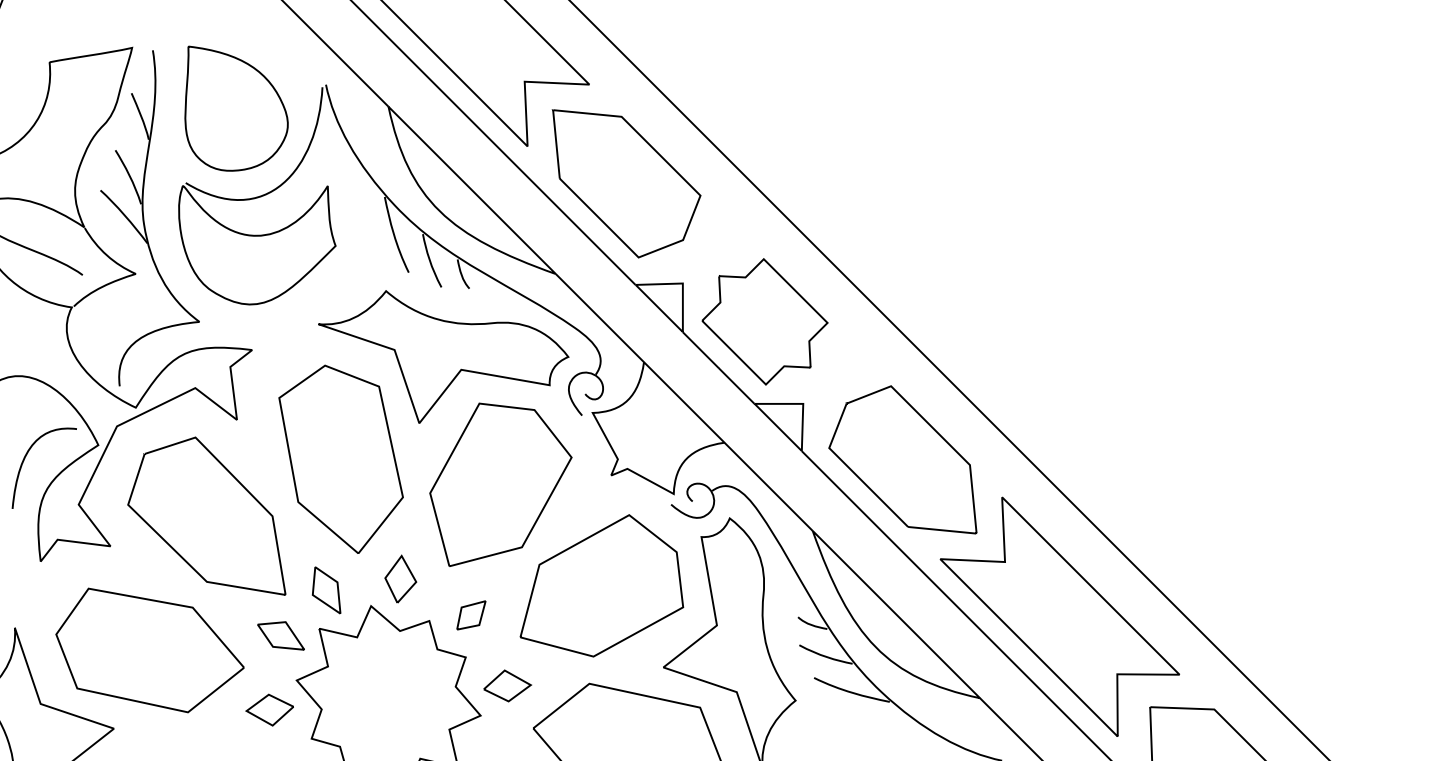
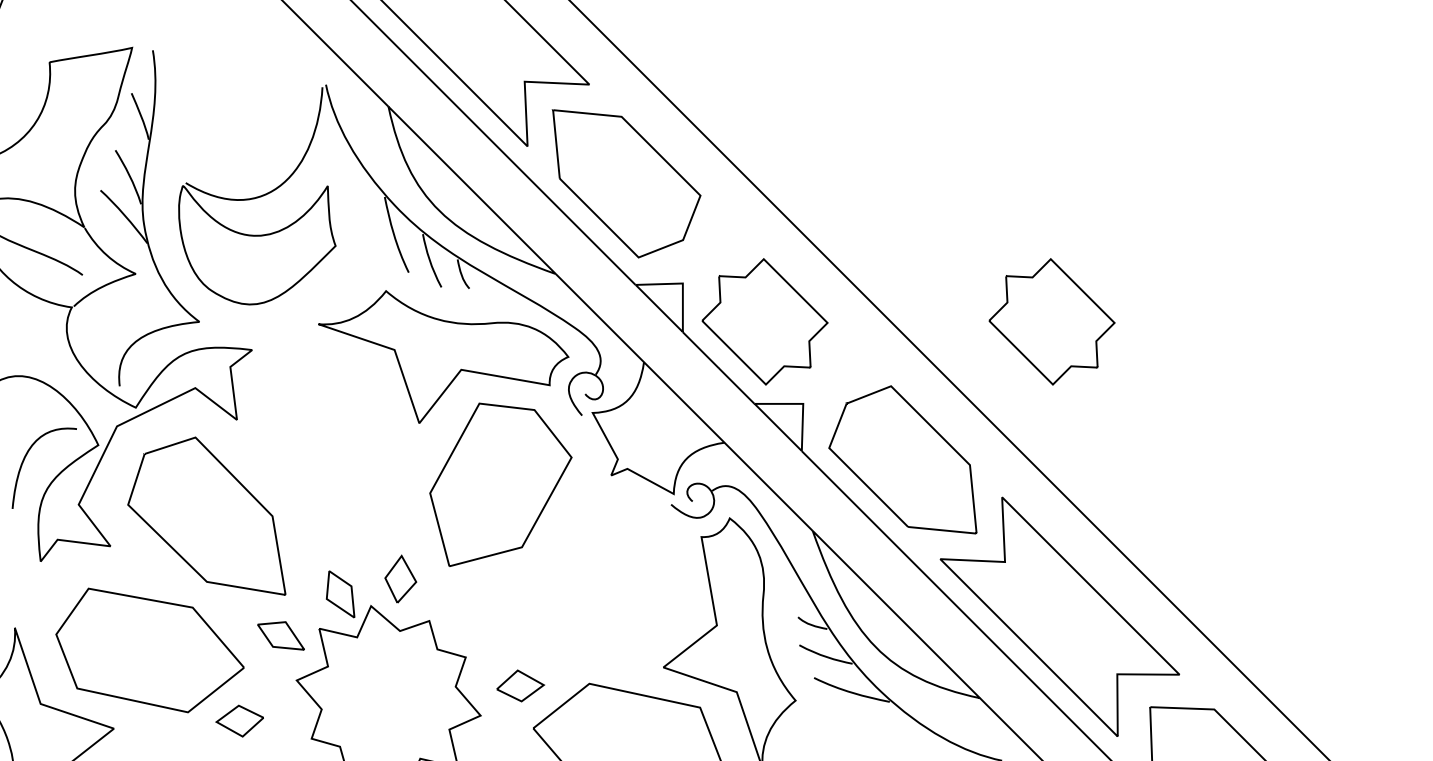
part: present -> none (236, 108)
part: none -> present (1051, 321)
part: present -> none (340, 458)
part: present -> none (601, 585)
part position: (326, 590) -> (340, 594) (340, 594)
part: present -> none (471, 615)
part position: (507, 685) -> (520, 685) (520, 685)
part position: (269, 709) -> (239, 720) (239, 720)
